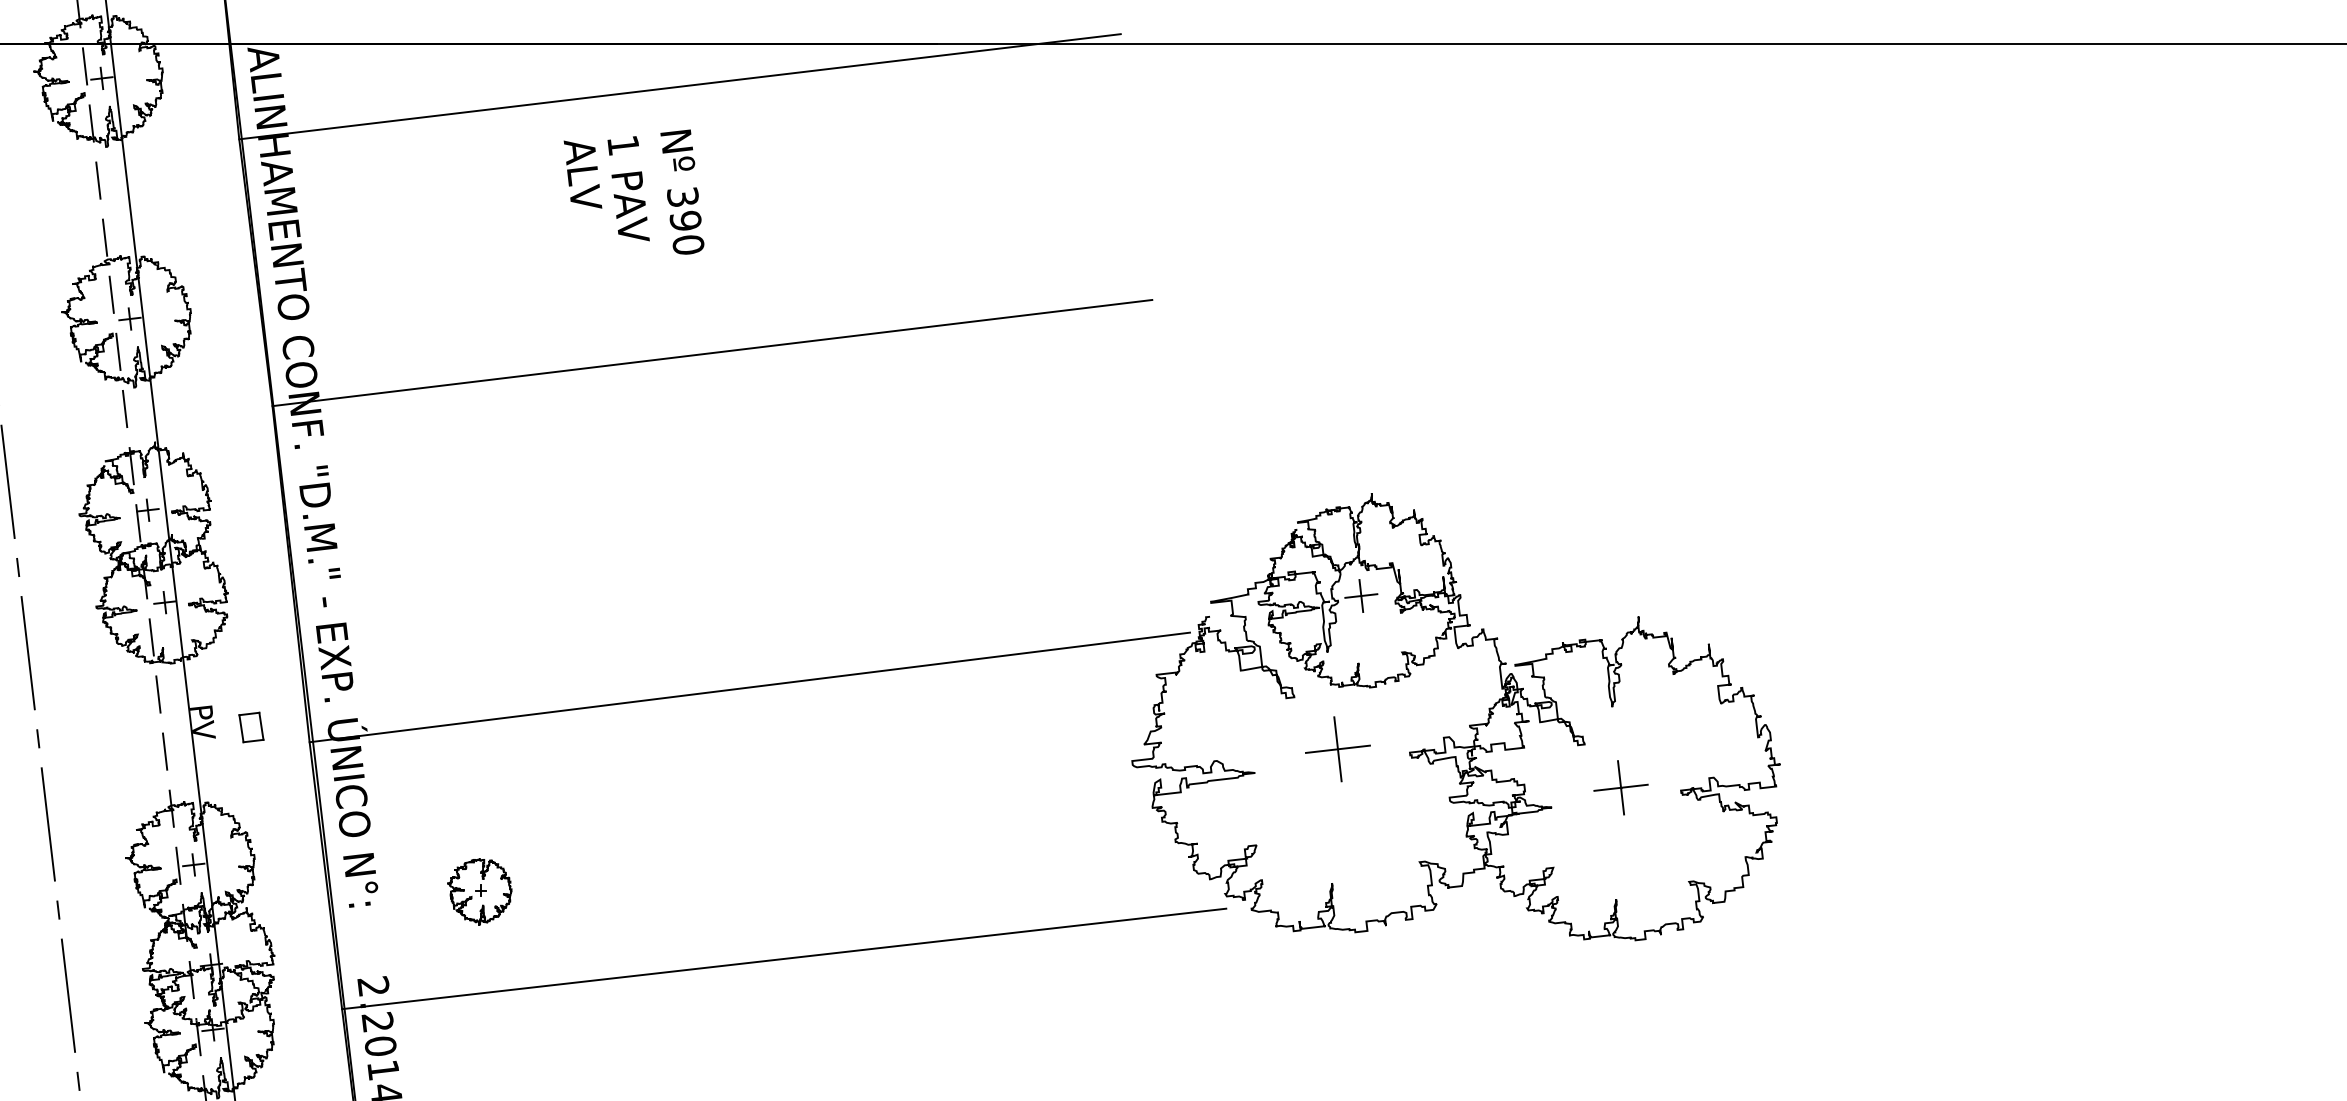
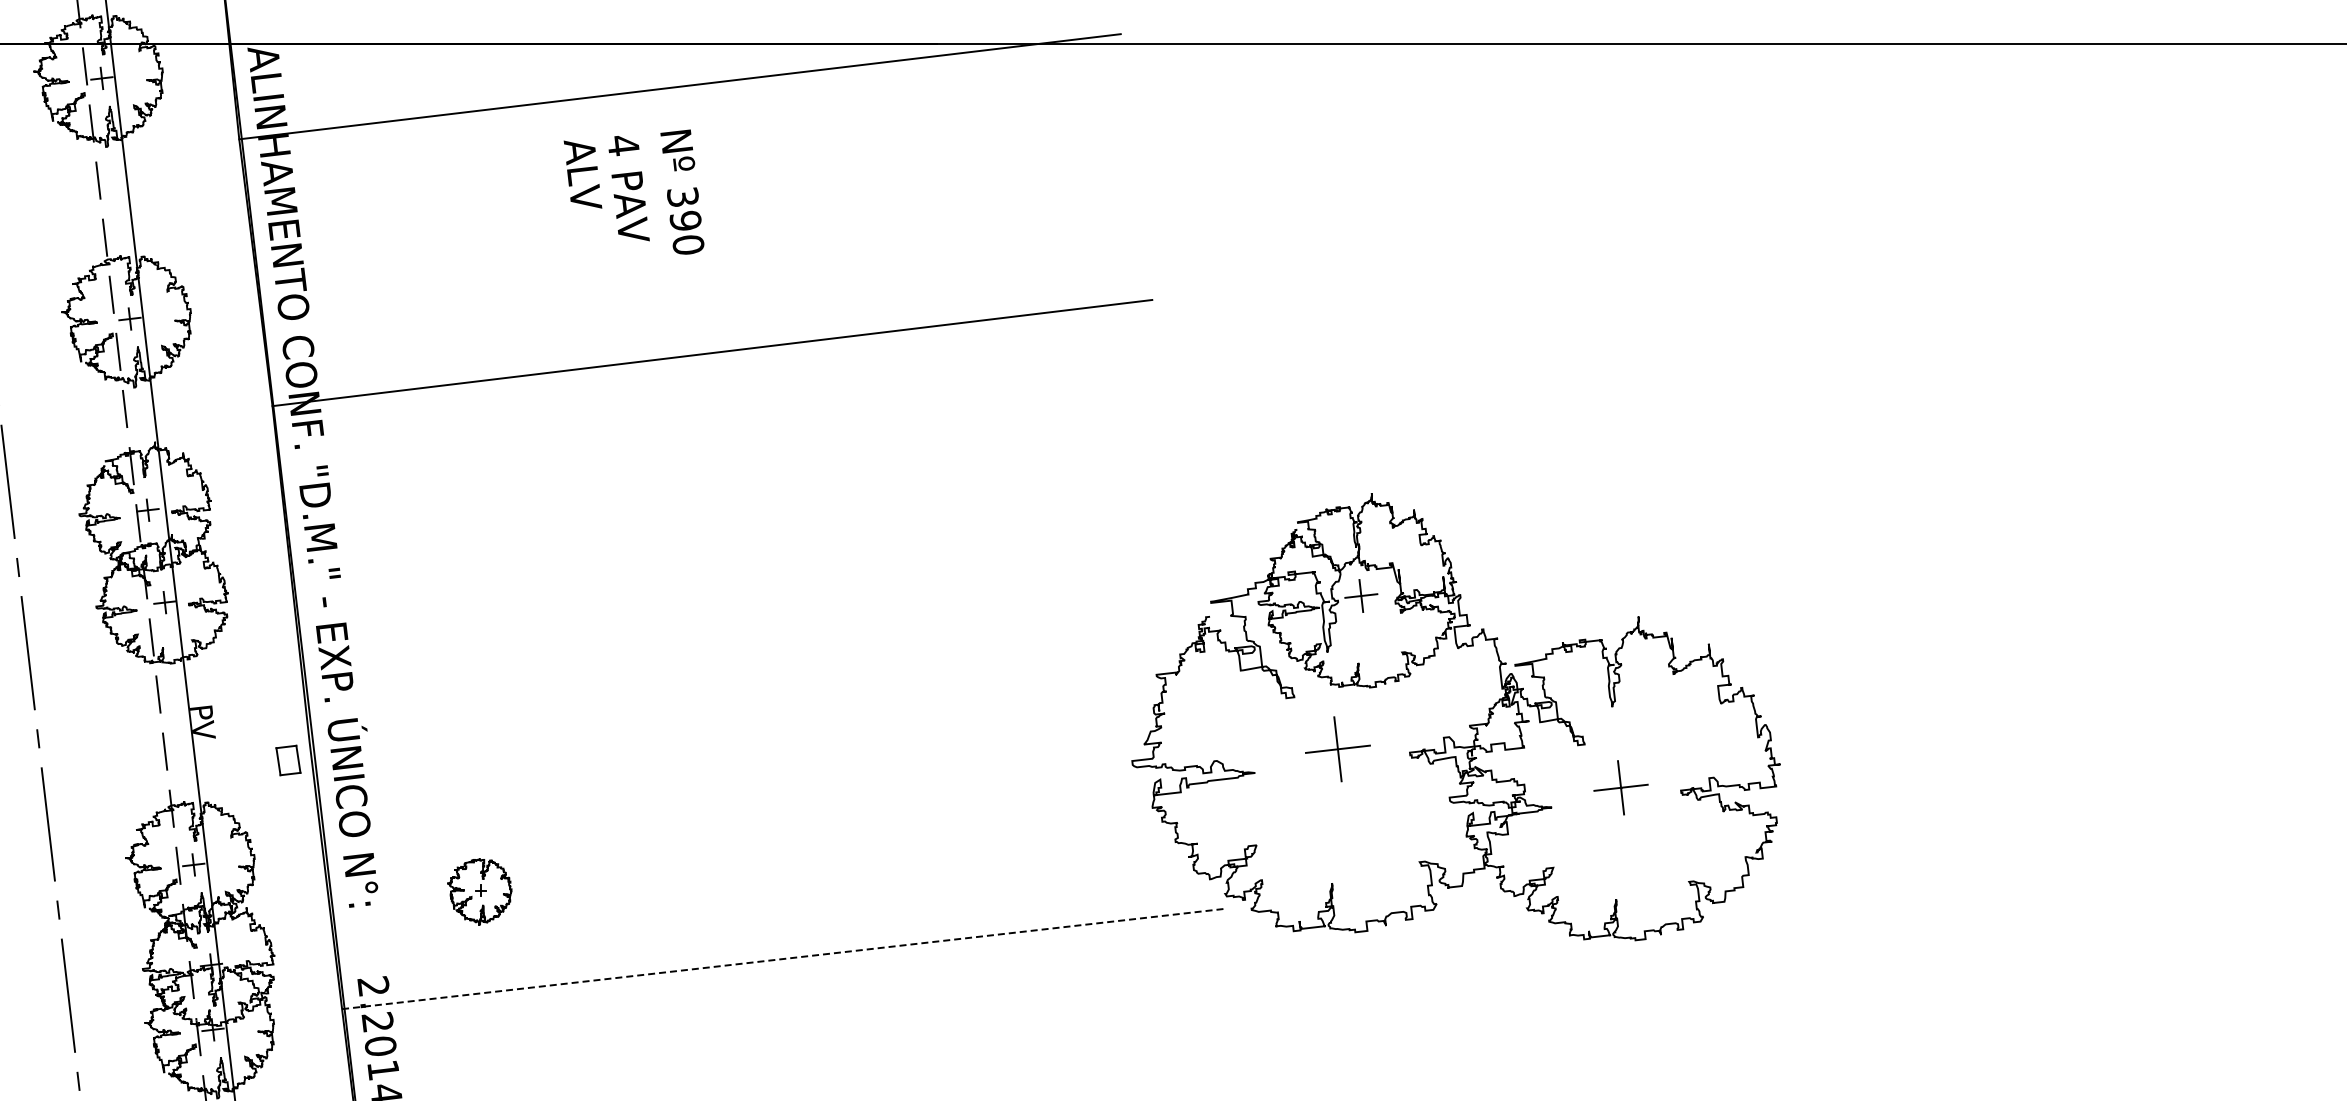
text: 1 -> 4 (623, 146)
line: present -> none (749, 687)
part position: (251, 727) -> (288, 760) (288, 760)
line: solid -> dashed (784, 958)
